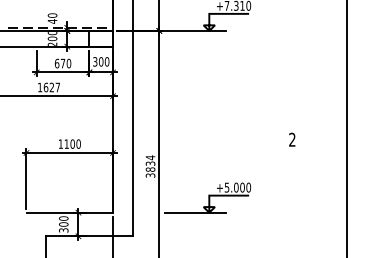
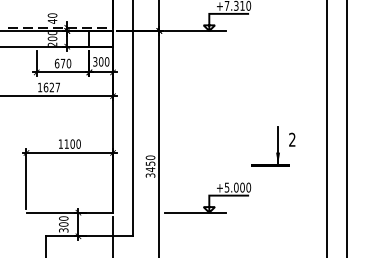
line: none -> present (327, 128)
part: none -> present (277, 146)
text: 3834 -> 3450 (150, 163)
